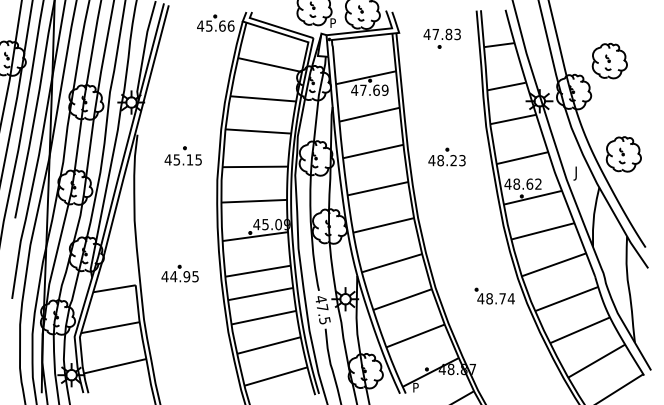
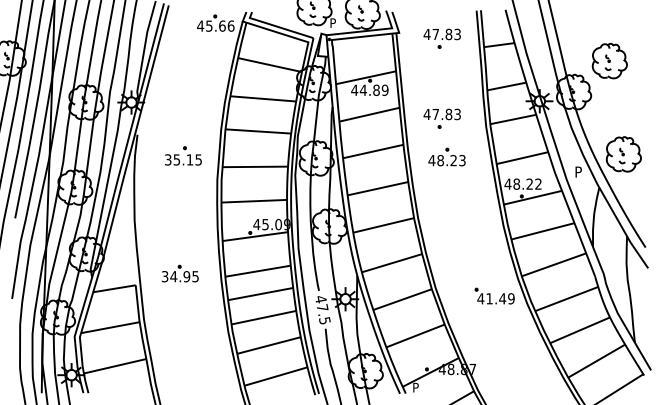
text: 47.69 -> 44.89 (369, 89)
part: none -> present (441, 118)
text: 45.15 -> 35.15 (167, 159)
text: J -> P (577, 173)
text: 48.62 -> 48.22 (529, 183)
text: 44.95 -> 34.95 (164, 276)
text: 48.74 -> 41.49 (500, 298)
